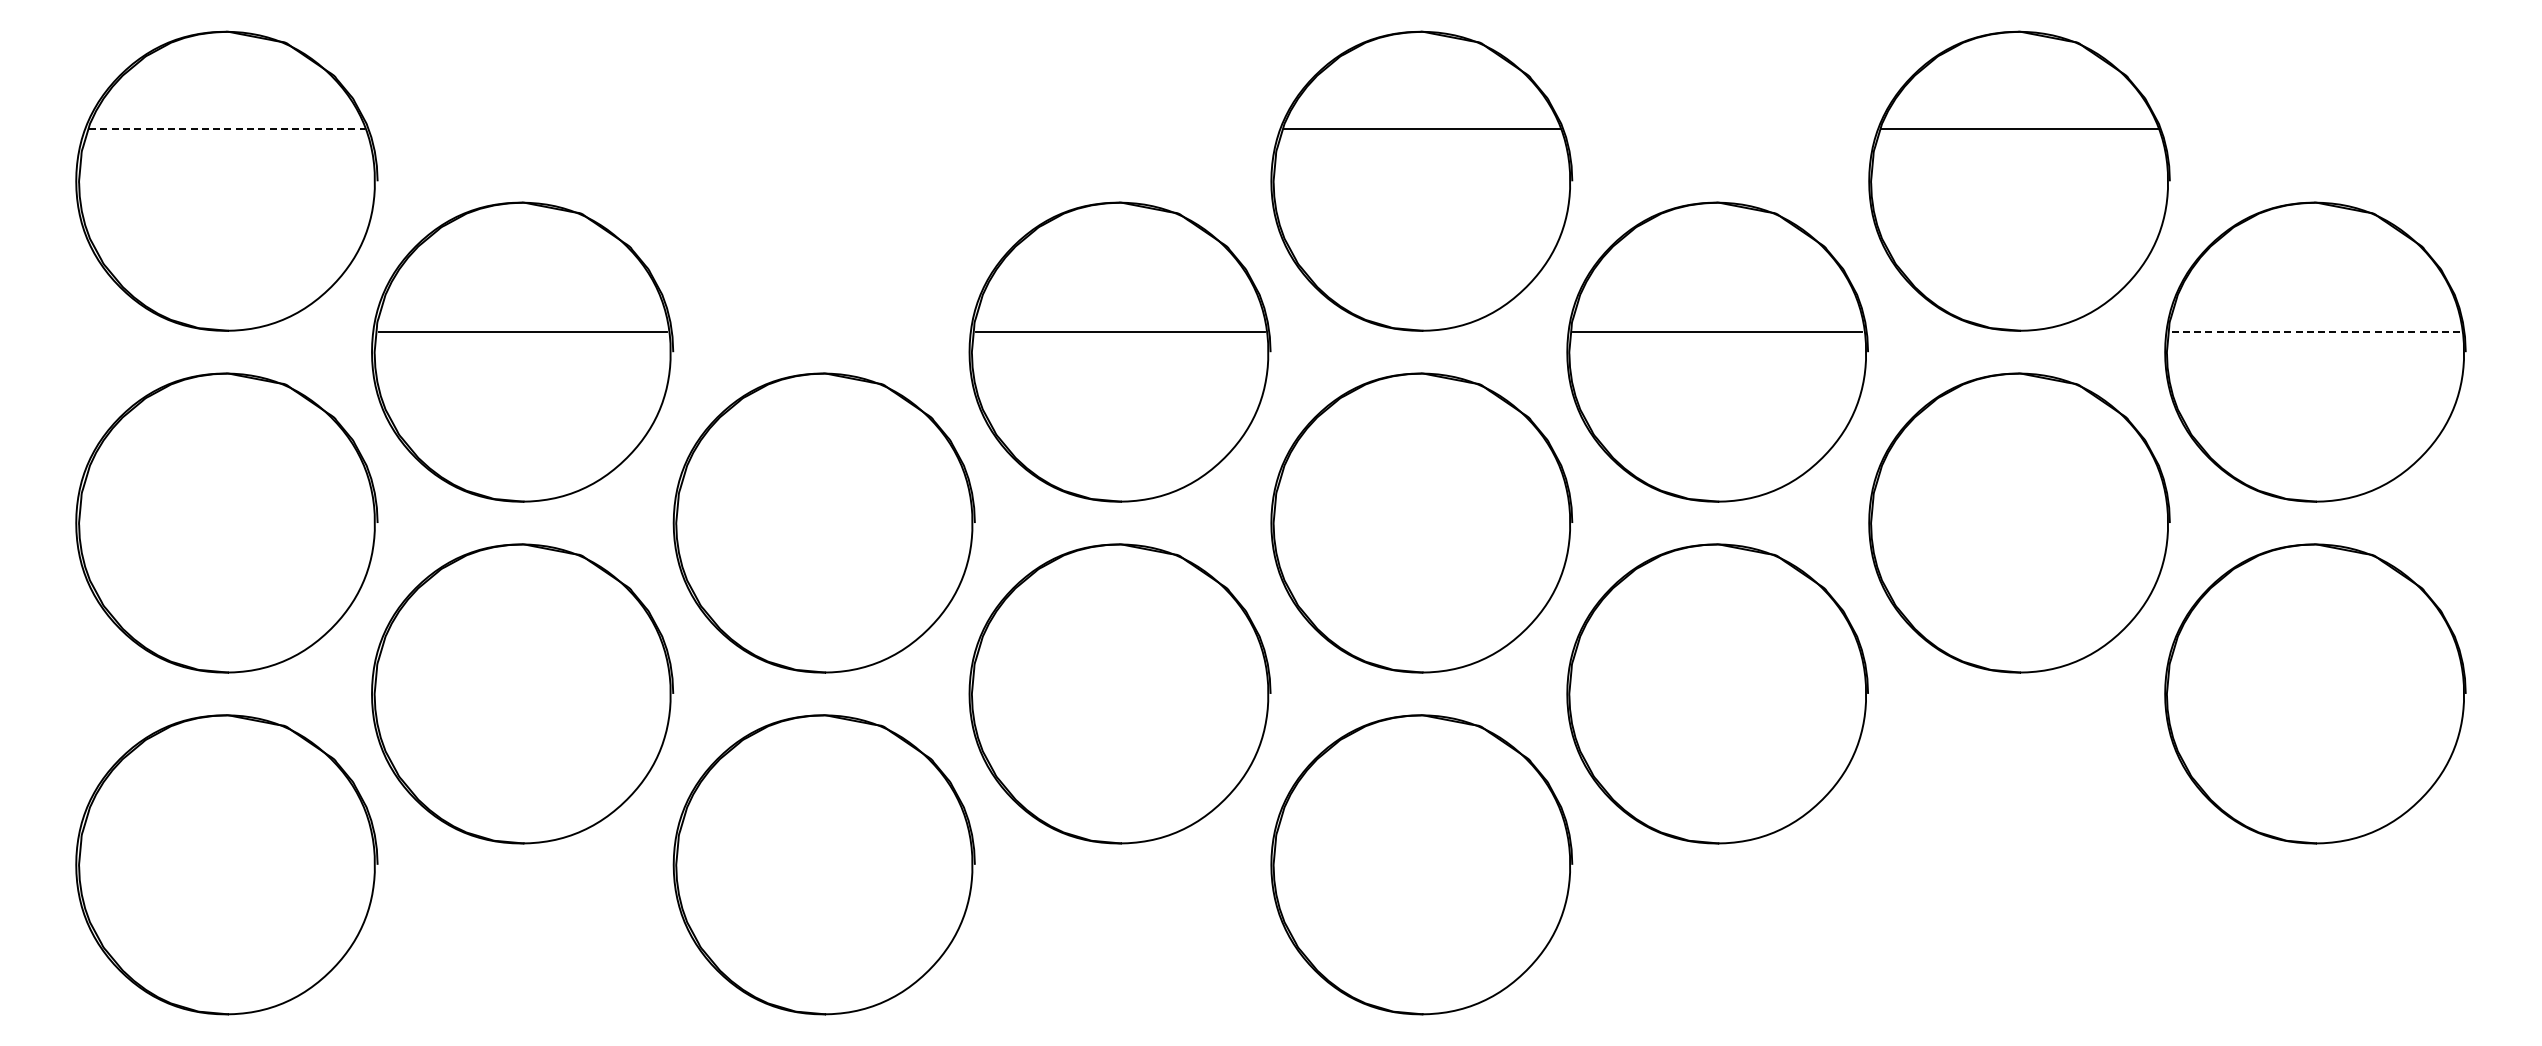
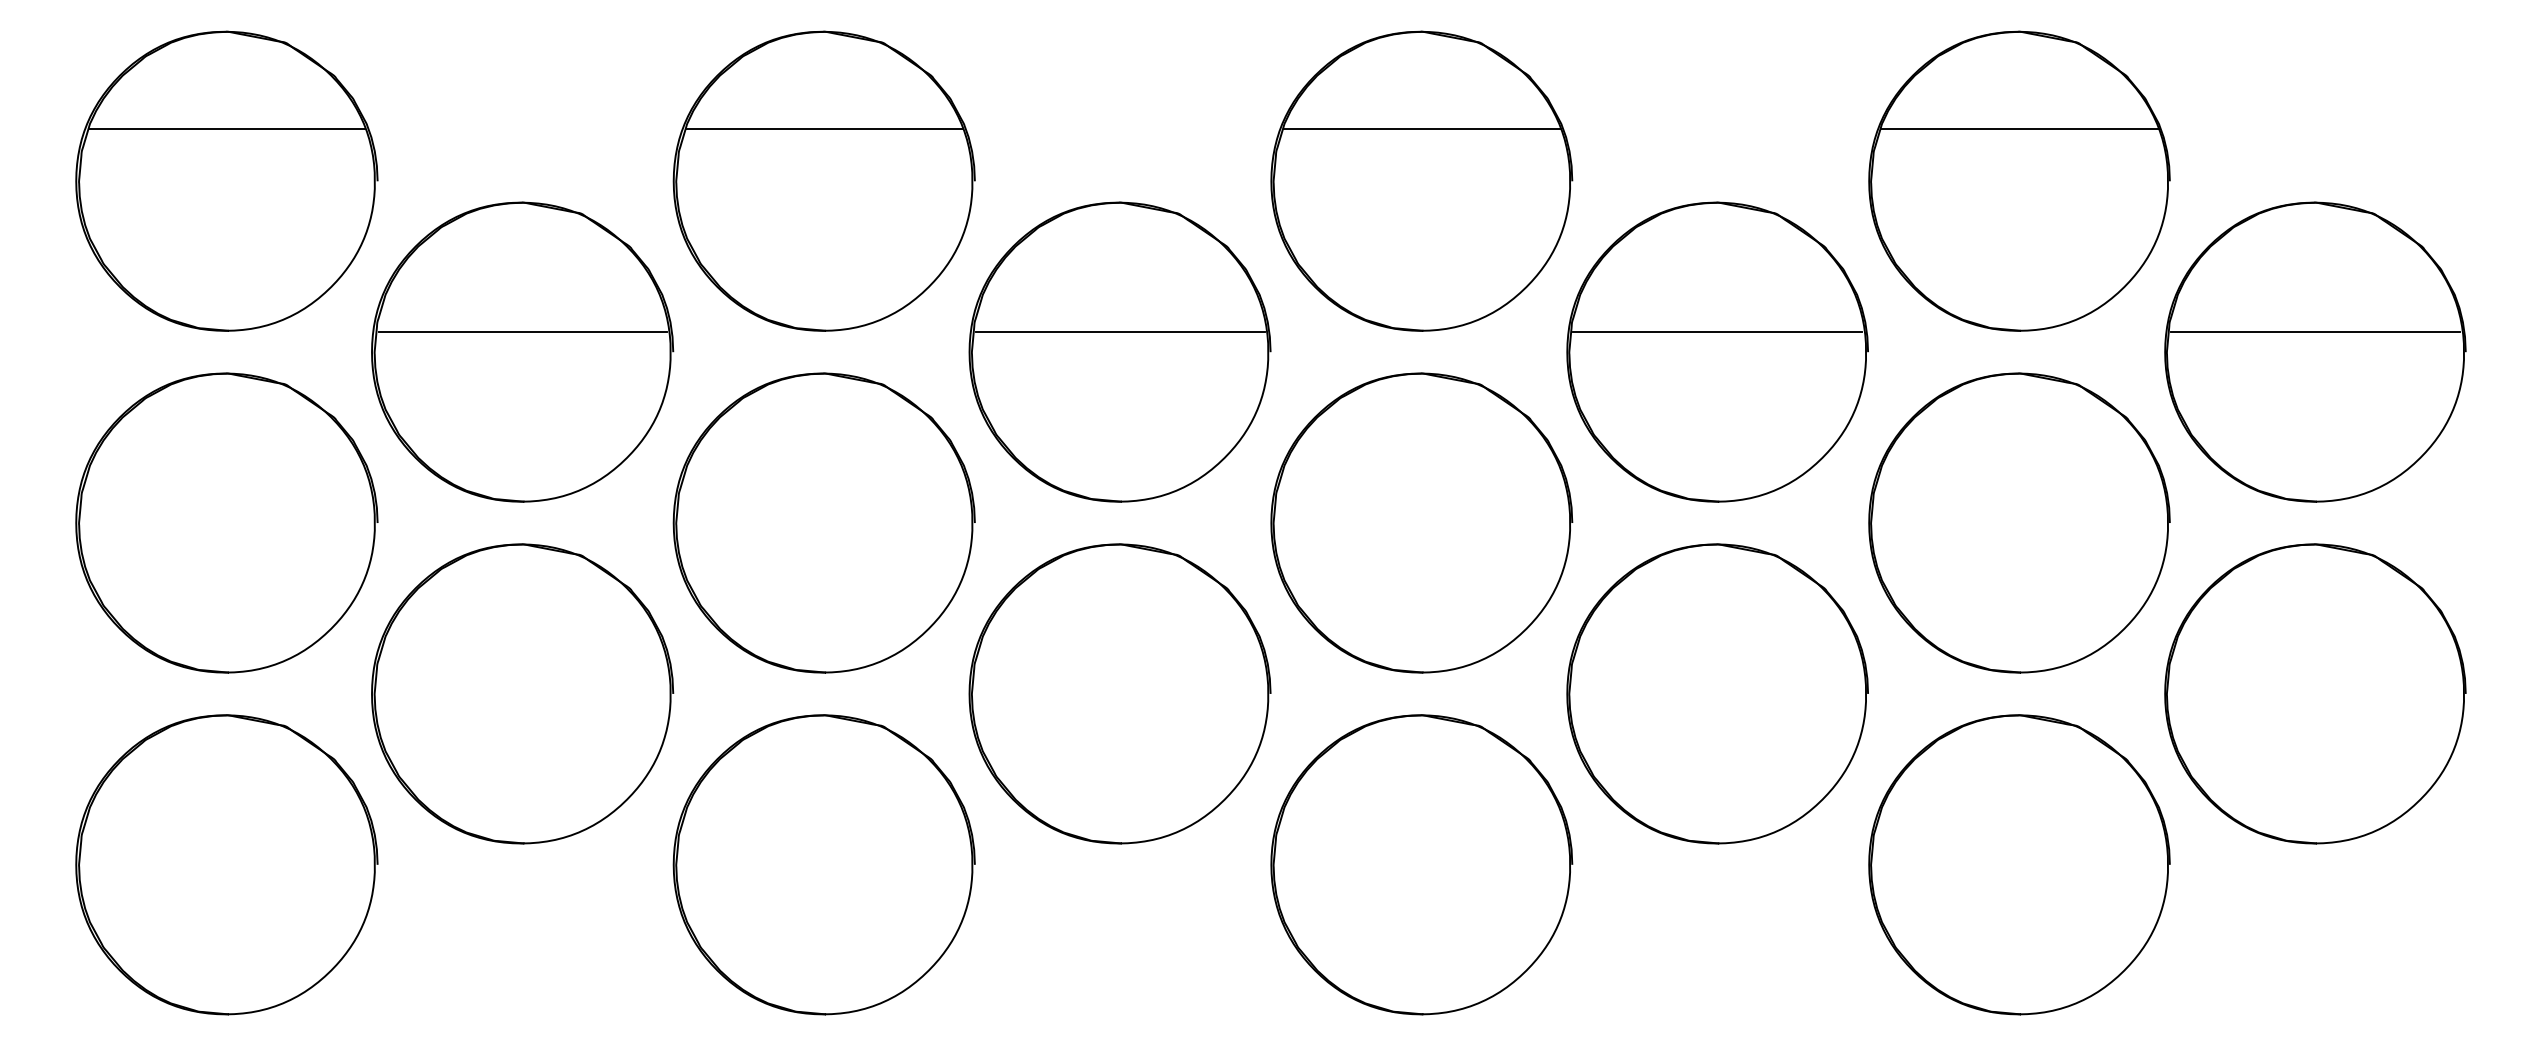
line: dashed -> solid (227, 128)
part: none -> present (823, 180)
line: dashed -> solid (2315, 331)
part: none -> present (2019, 864)
